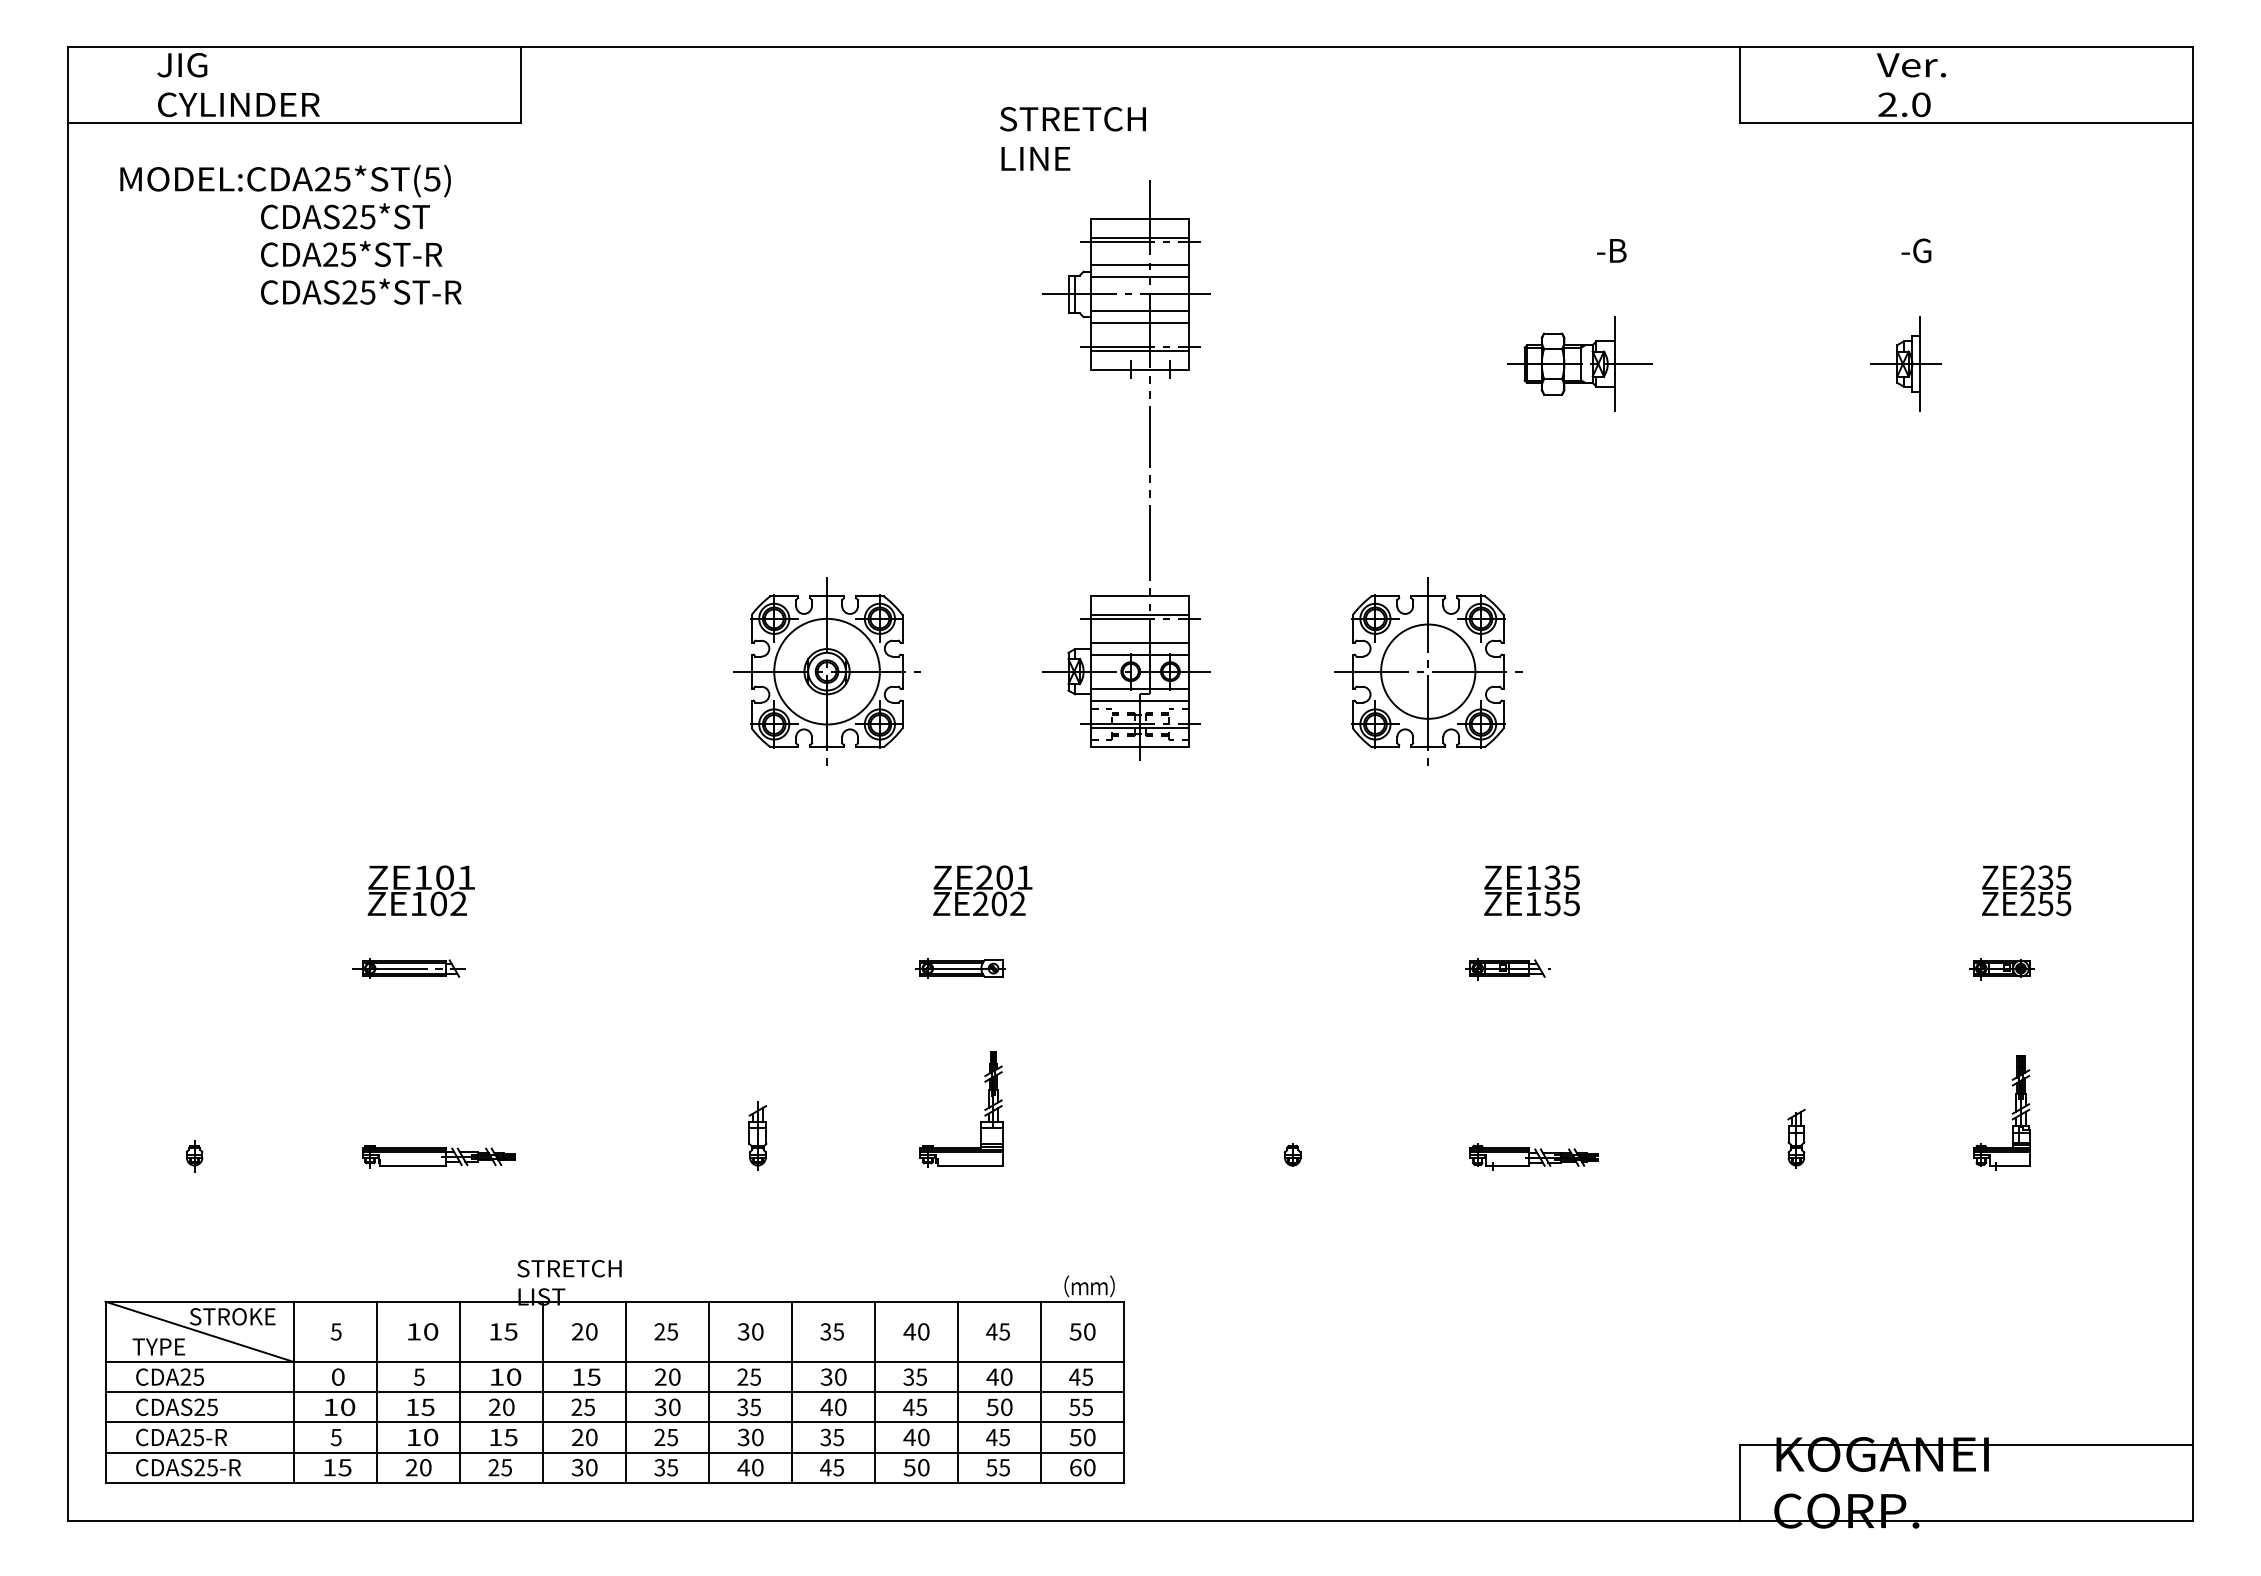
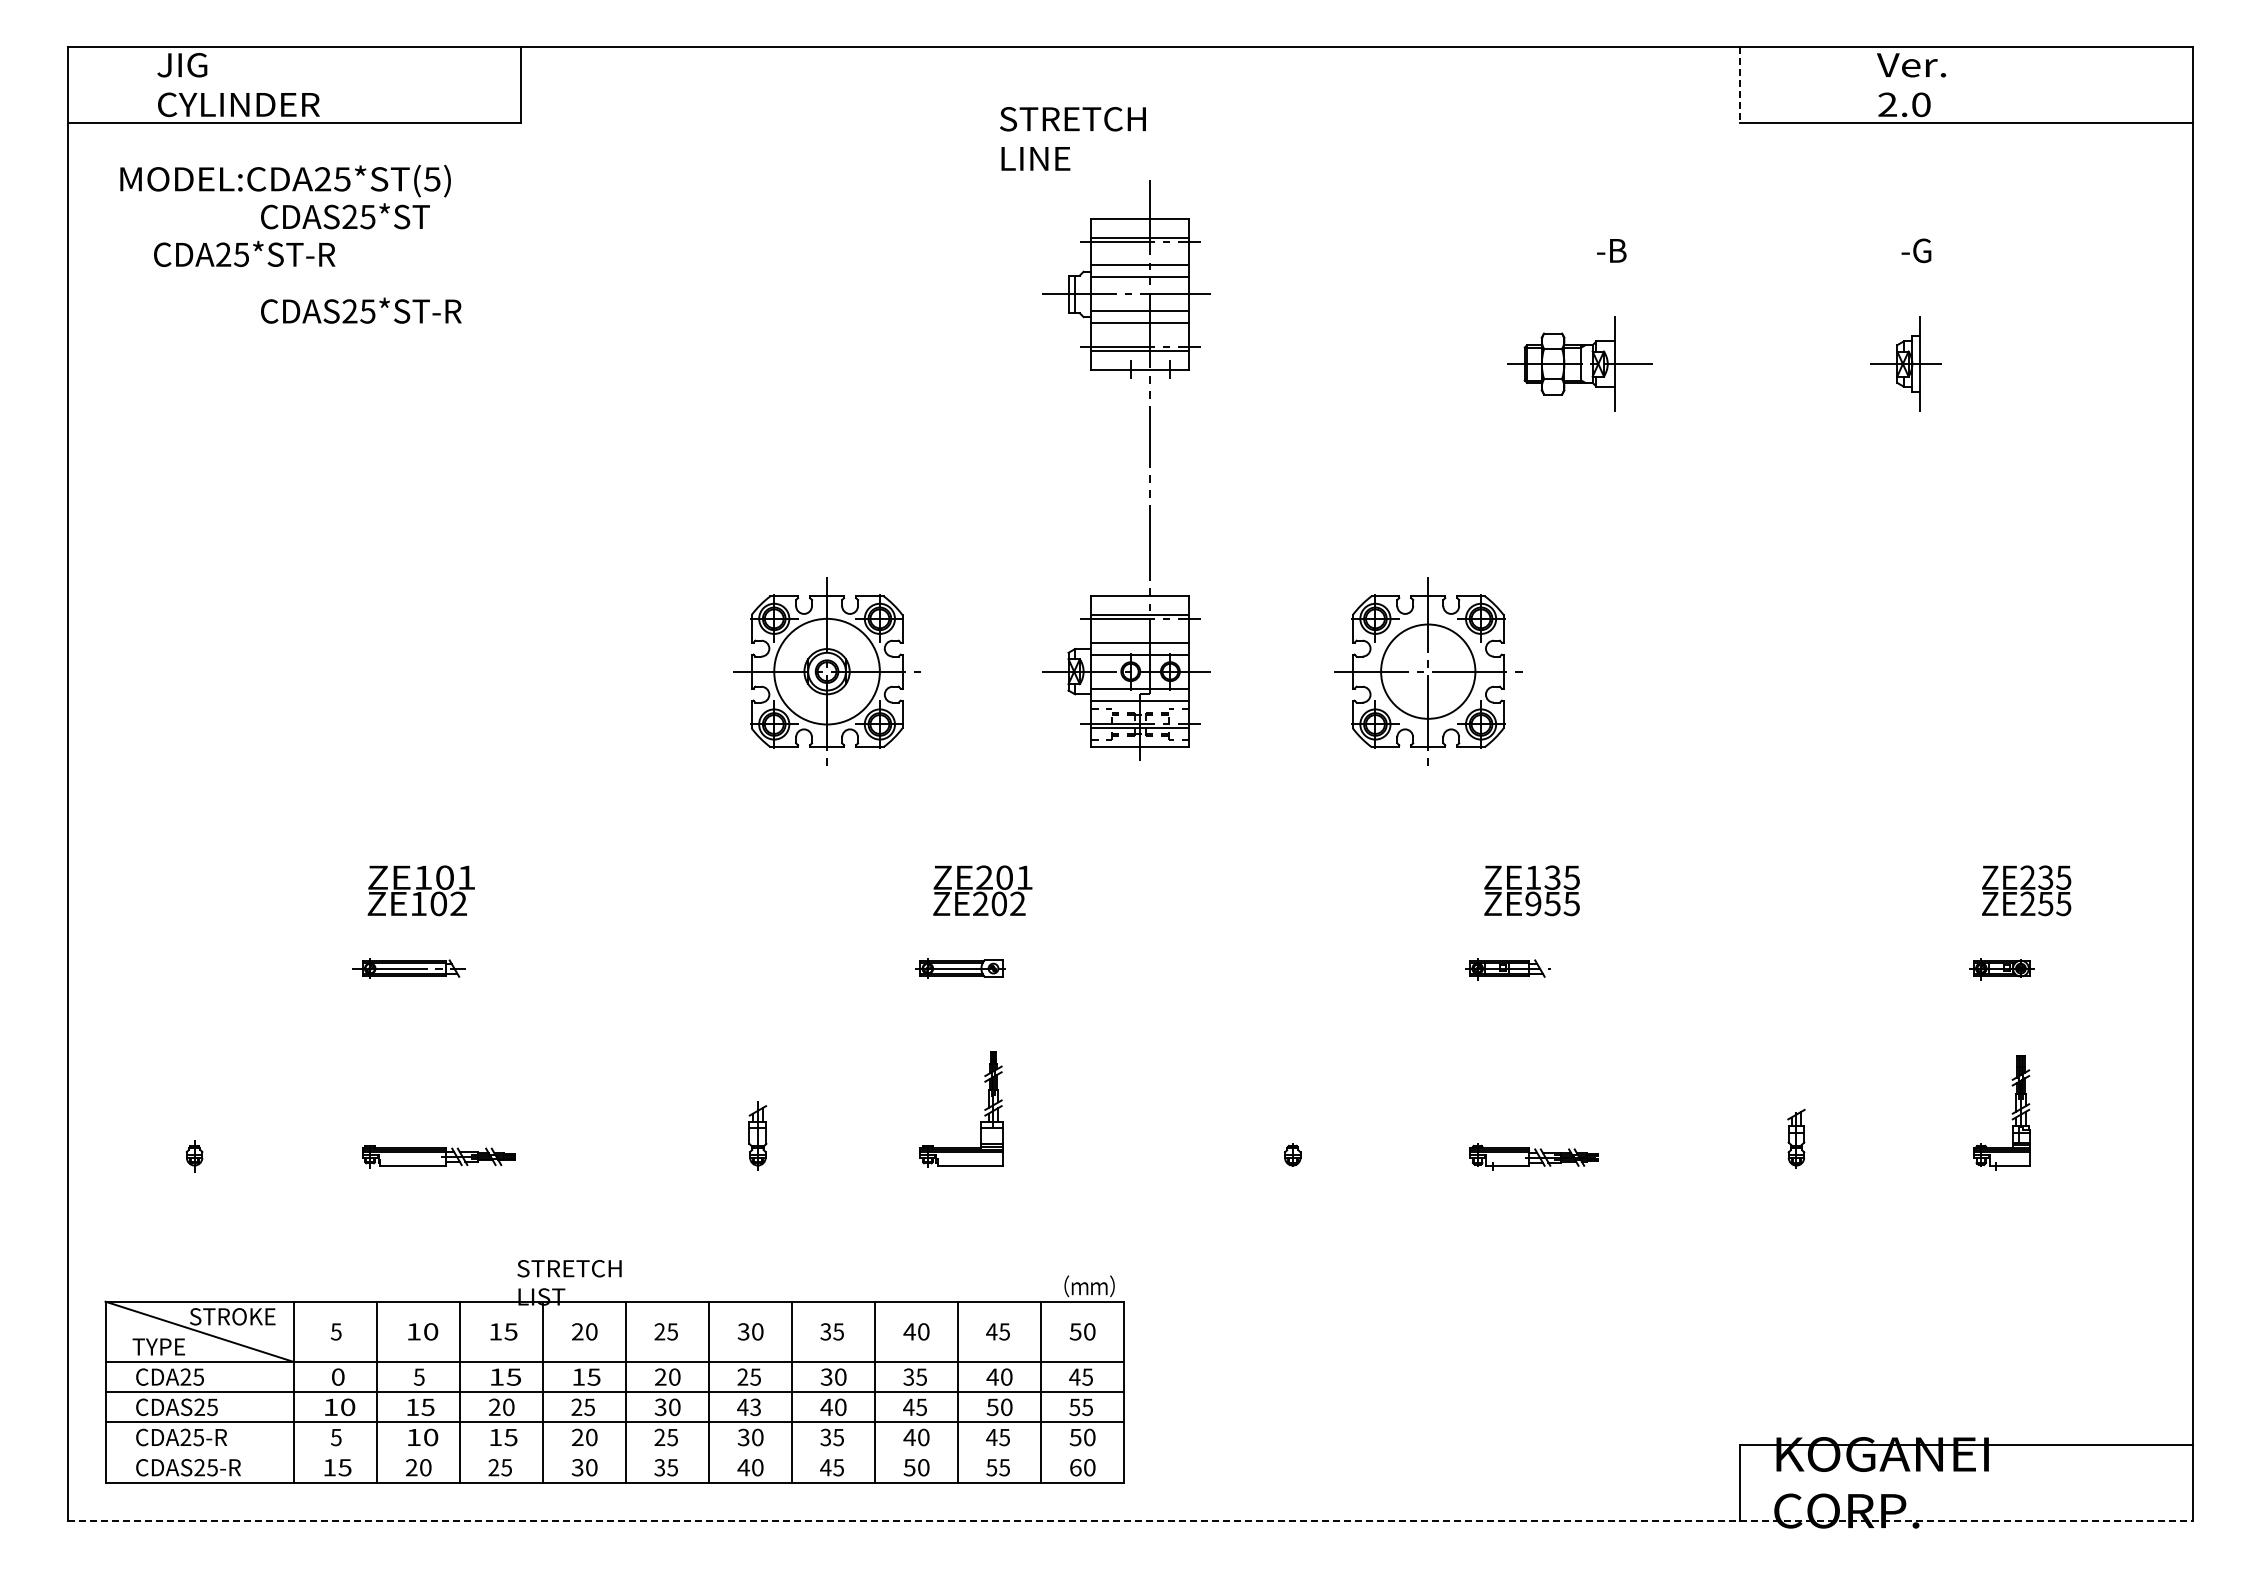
line: solid -> dashed (1740, 85)
text position: (351, 253) -> (244, 253) (244, 253)
text position: (361, 291) -> (361, 310) (361, 310)
text: ZE155 -> ZE955 (1533, 903)
text: 10 -> 15 (513, 1376)
text: 35 -> 43 (748, 1407)
line: present -> none (614, 1452)
line: solid -> dashed (1130, 1520)
